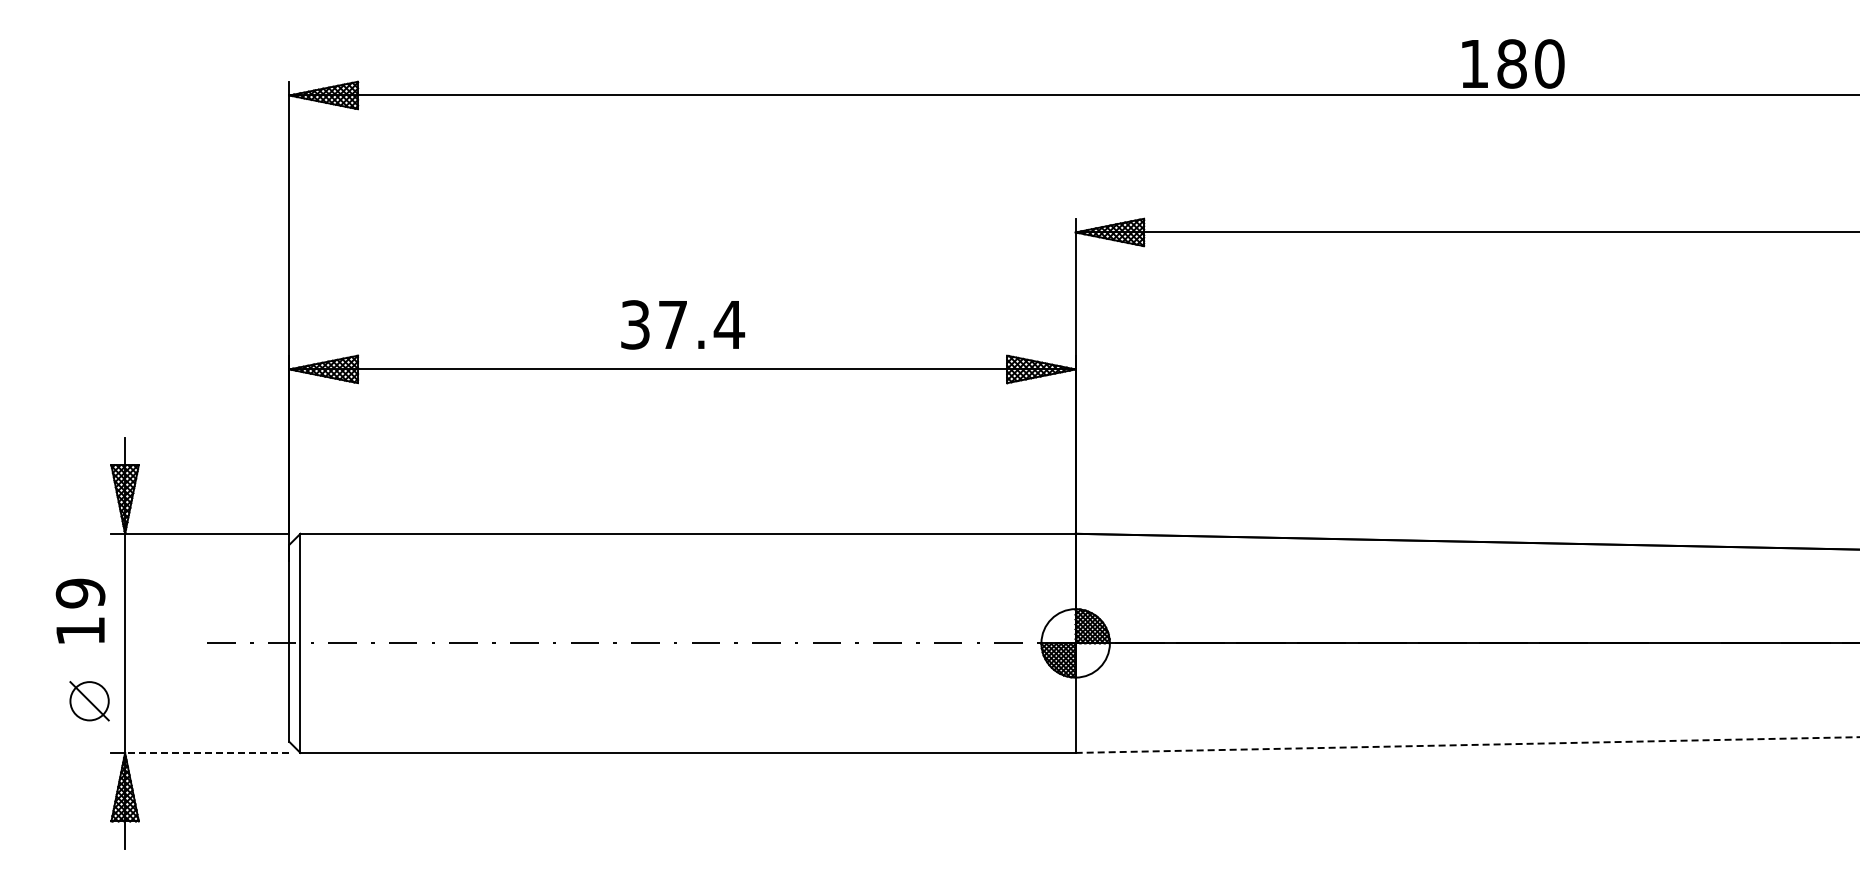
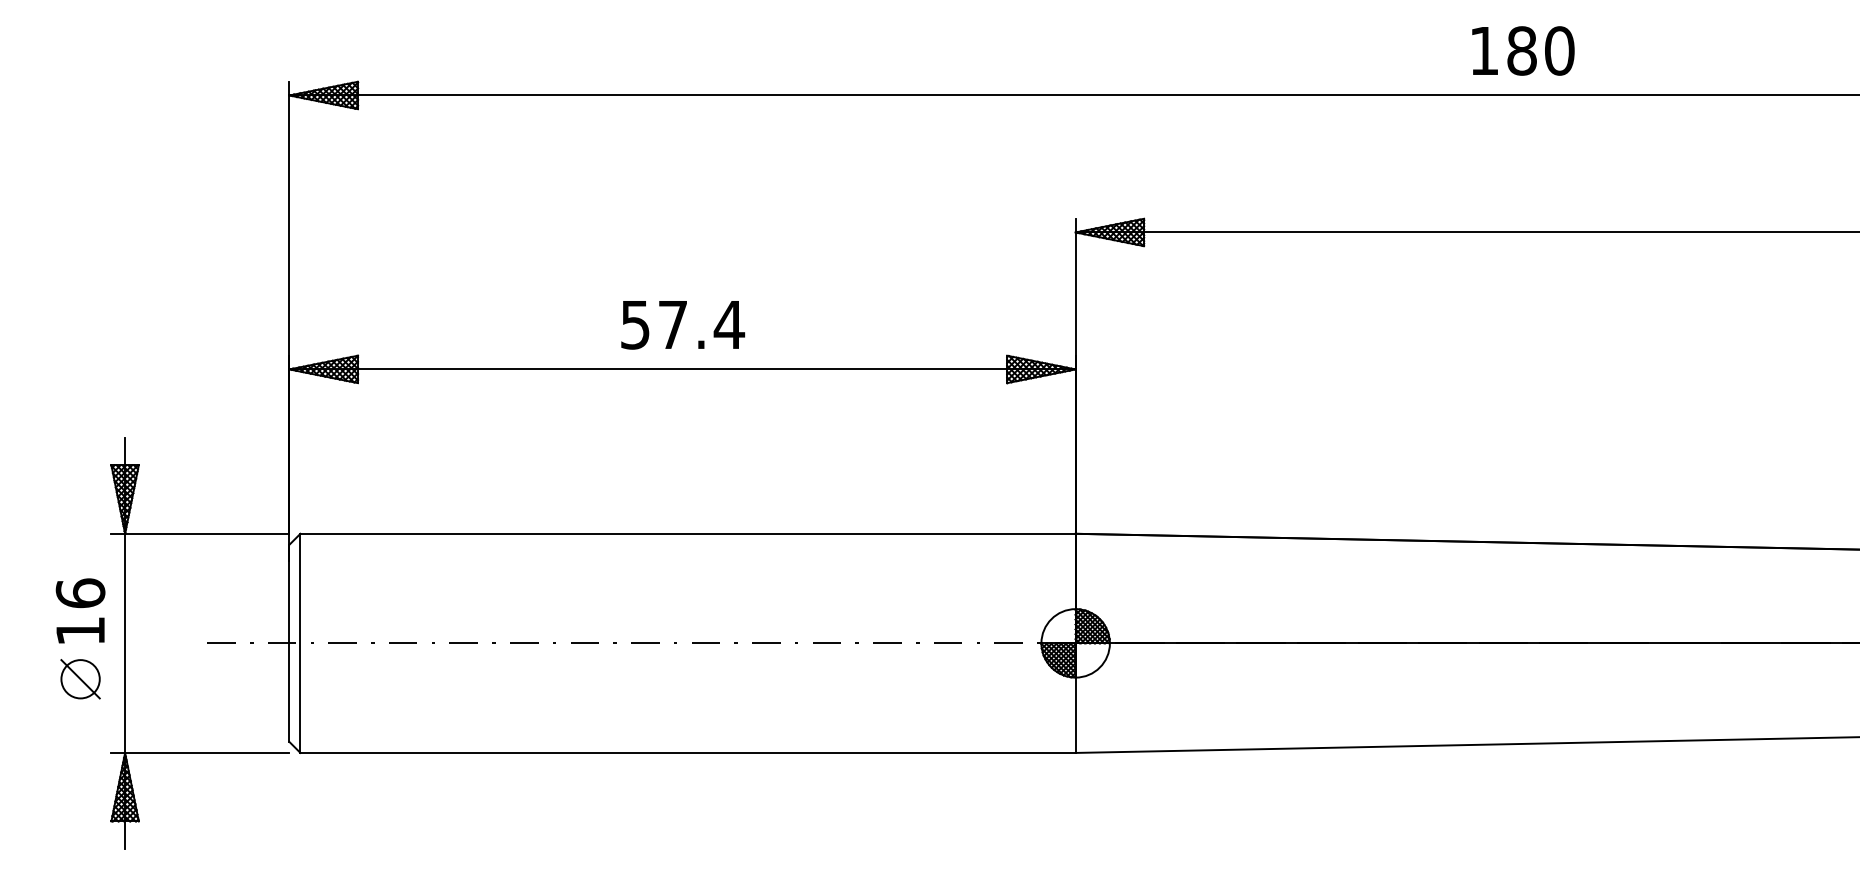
text position: (1513, 63) -> (1523, 50) (1523, 50)
text: 37.4 -> 57.4 (635, 324)
text: 19 -> 16 (80, 593)
part position: (89, 701) -> (80, 679) (80, 679)
line: dashed -> solid (1467, 745)
line: dashed -> solid (206, 752)
